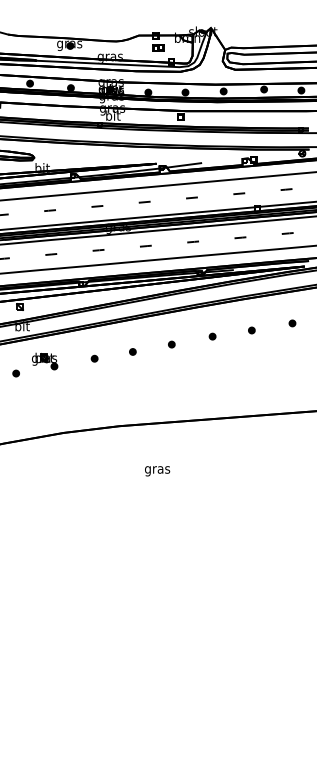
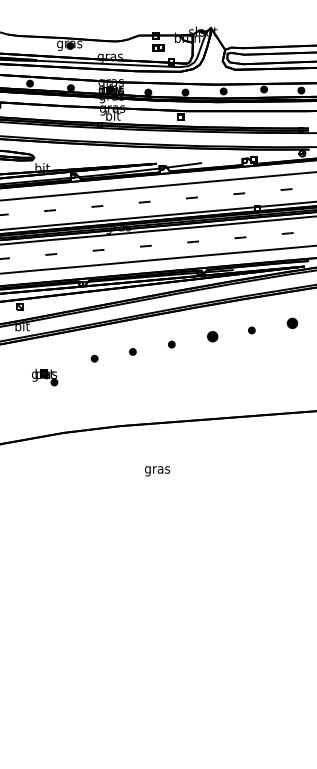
part size: 9x9 px -> 13x12 px (292, 322)
part size: 9x9 px -> 12x12 px (212, 336)
part position: (45, 361) -> (45, 377) (45, 377)
part: present -> none (15, 373)
